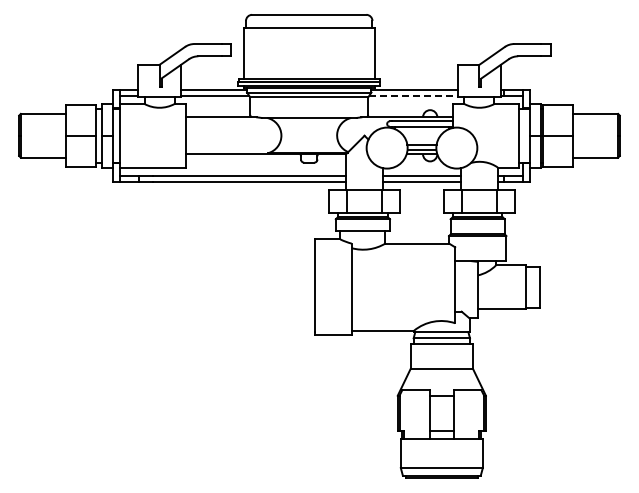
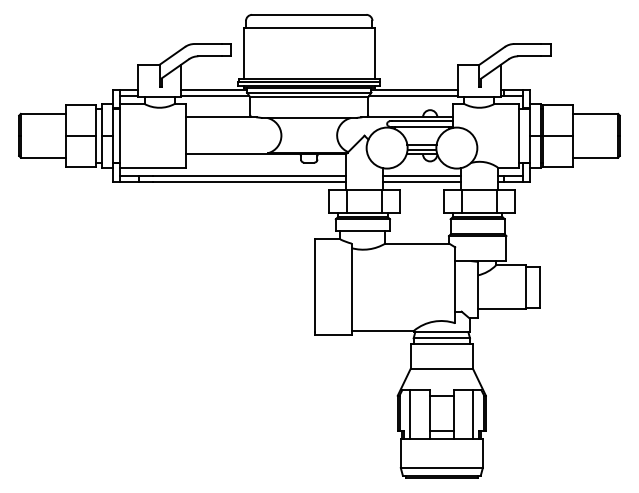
line: dashed -> solid (414, 95)
line: none -> present (410, 414)
line: none -> present (473, 414)
